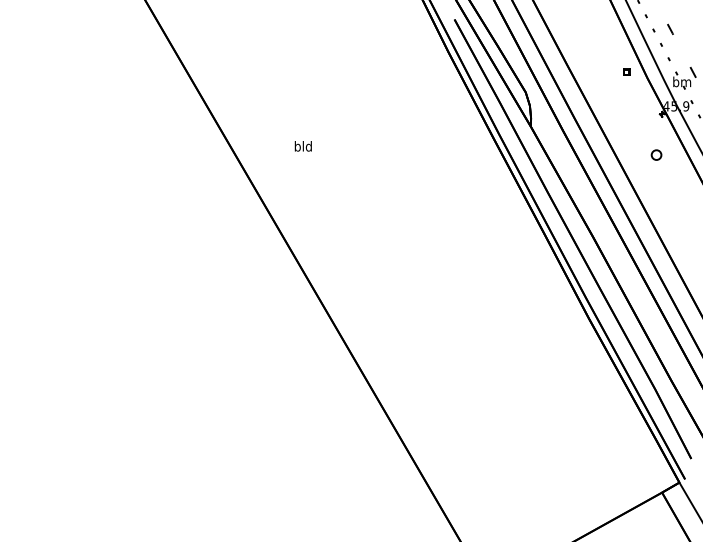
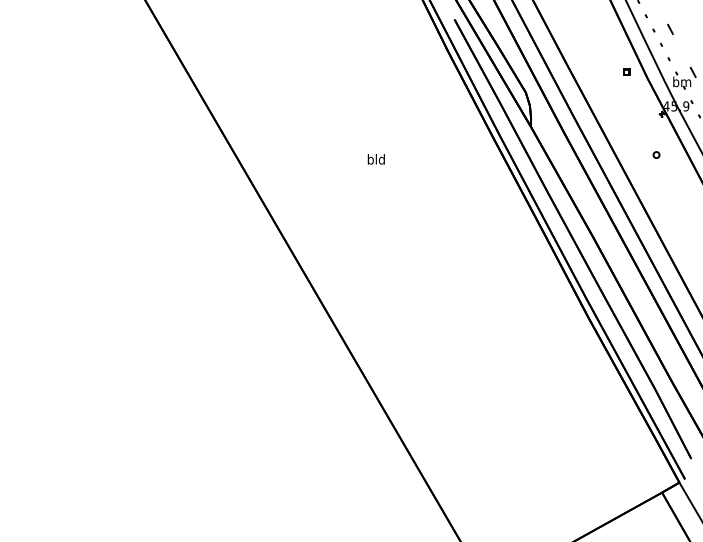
text position: (302, 146) -> (375, 159) (375, 159)
part size: 13x12 px -> 9x8 px (656, 154)
